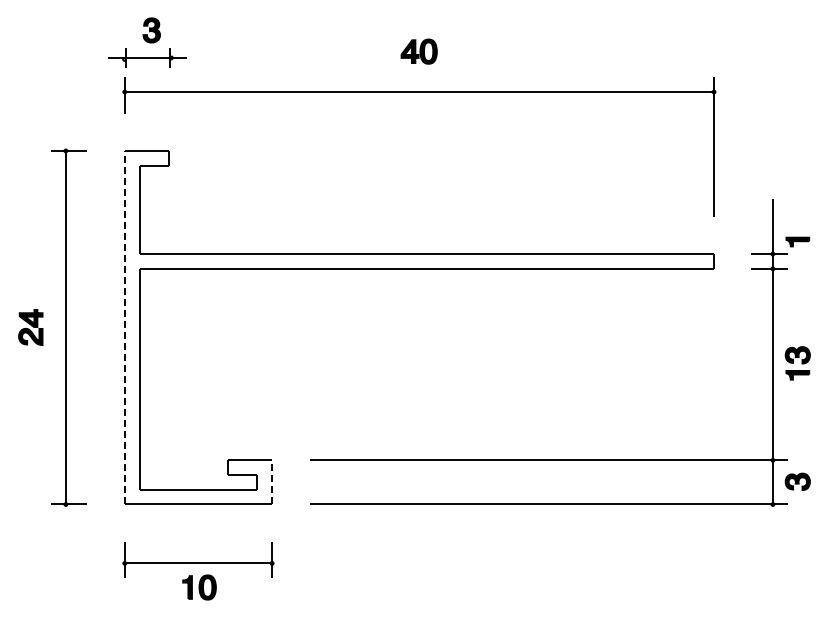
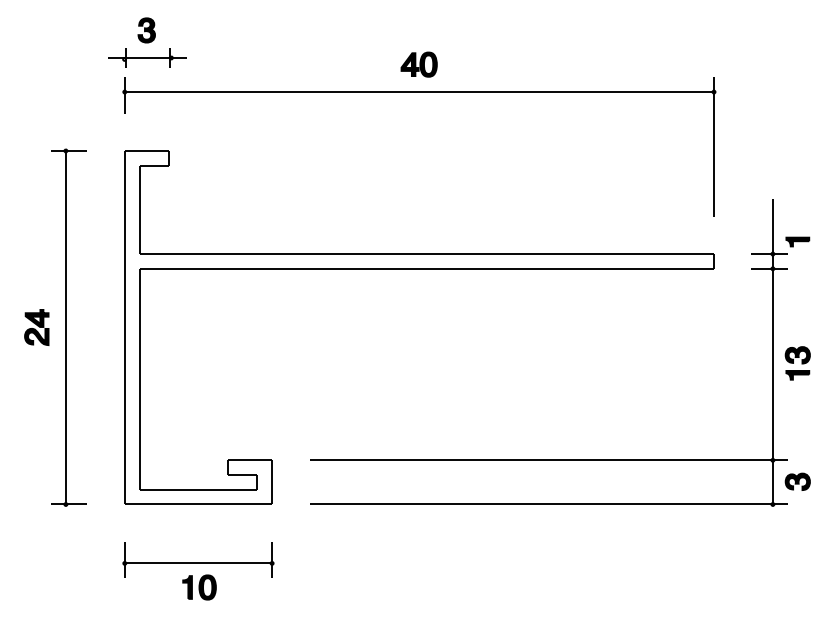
part position: (151, 30) -> (146, 30) (146, 30)
part position: (418, 51) -> (418, 64) (418, 64)
part position: (30, 327) -> (36, 327) (36, 327)
line: dashed -> solid (124, 327)
line: dashed -> solid (272, 481)
